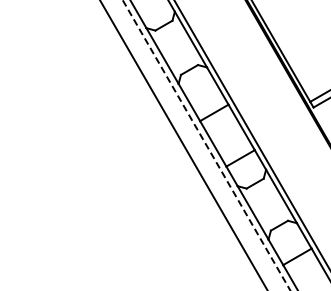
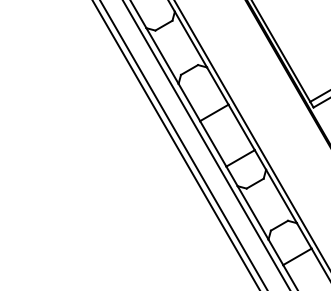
line: none -> present (175, 144)
line: dashed -> solid (206, 145)
